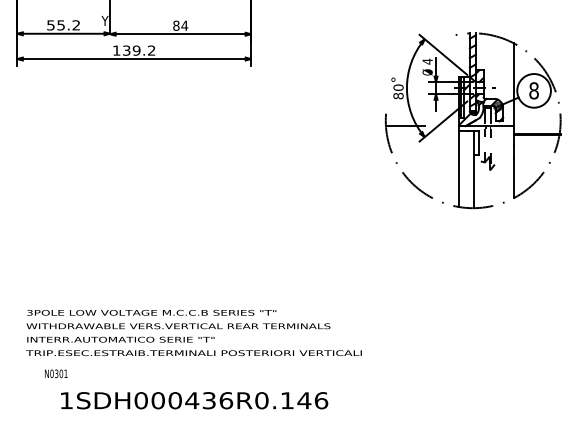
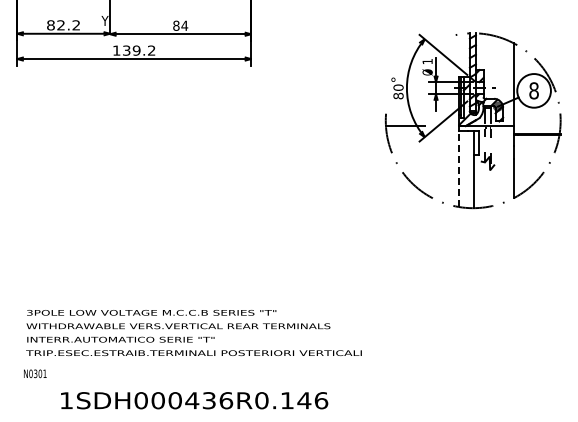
text: 55.2 -> 82.2 (55, 25)
text: 4 -> 1 (427, 61)
line: solid -> dashed (459, 168)
text position: (56, 373) -> (35, 373) (35, 373)
